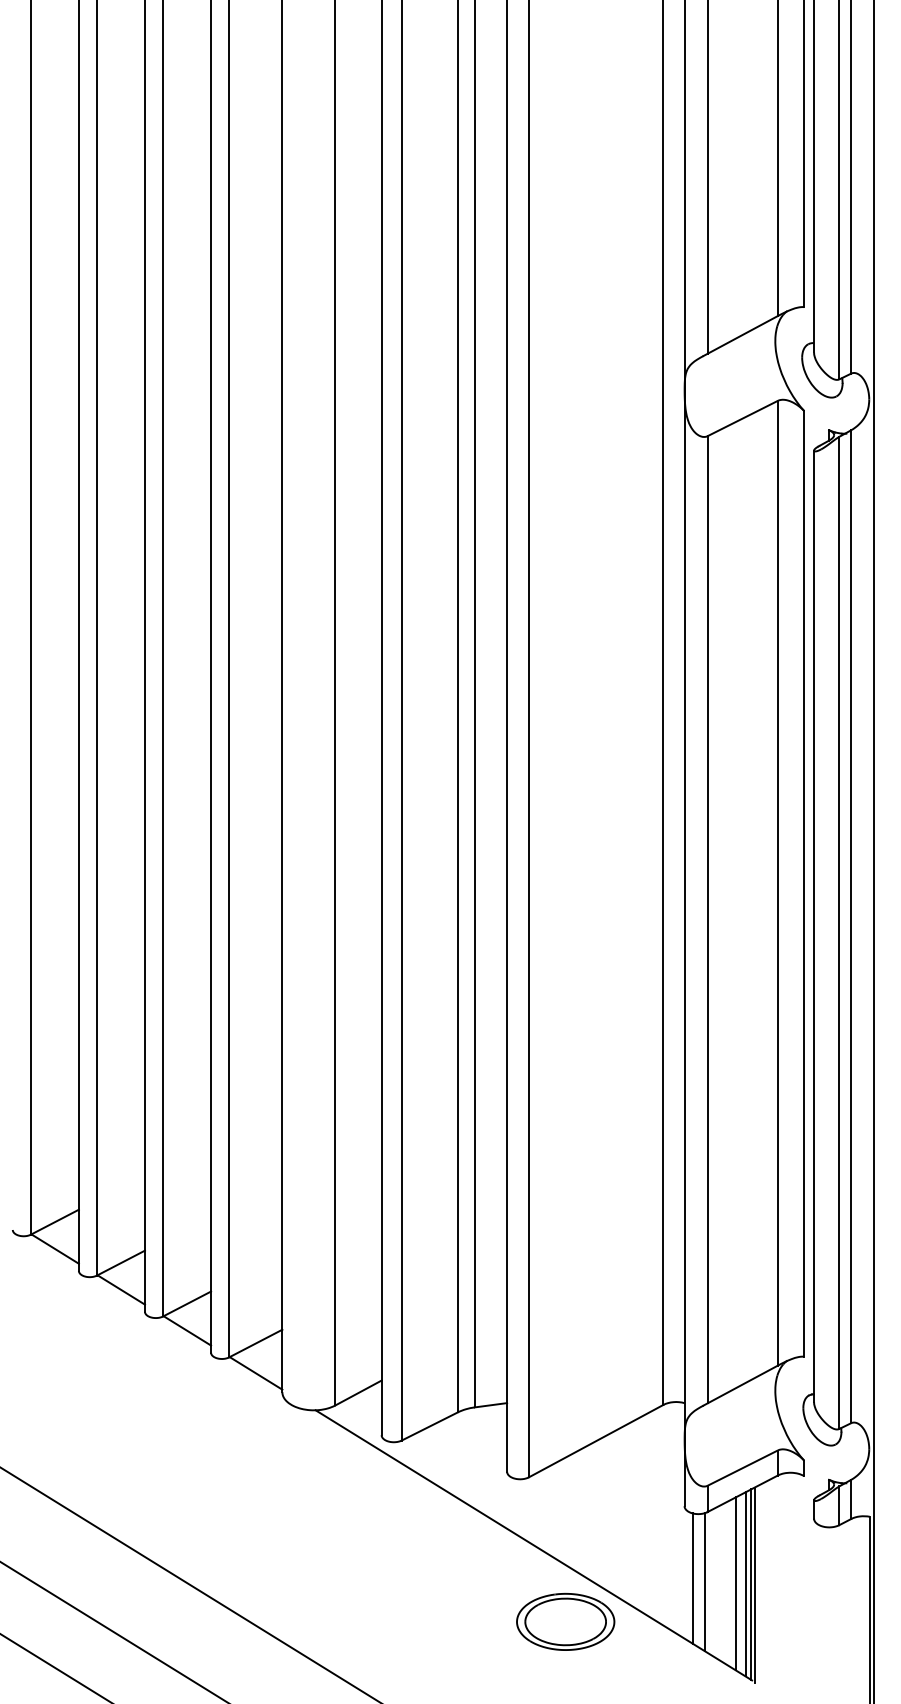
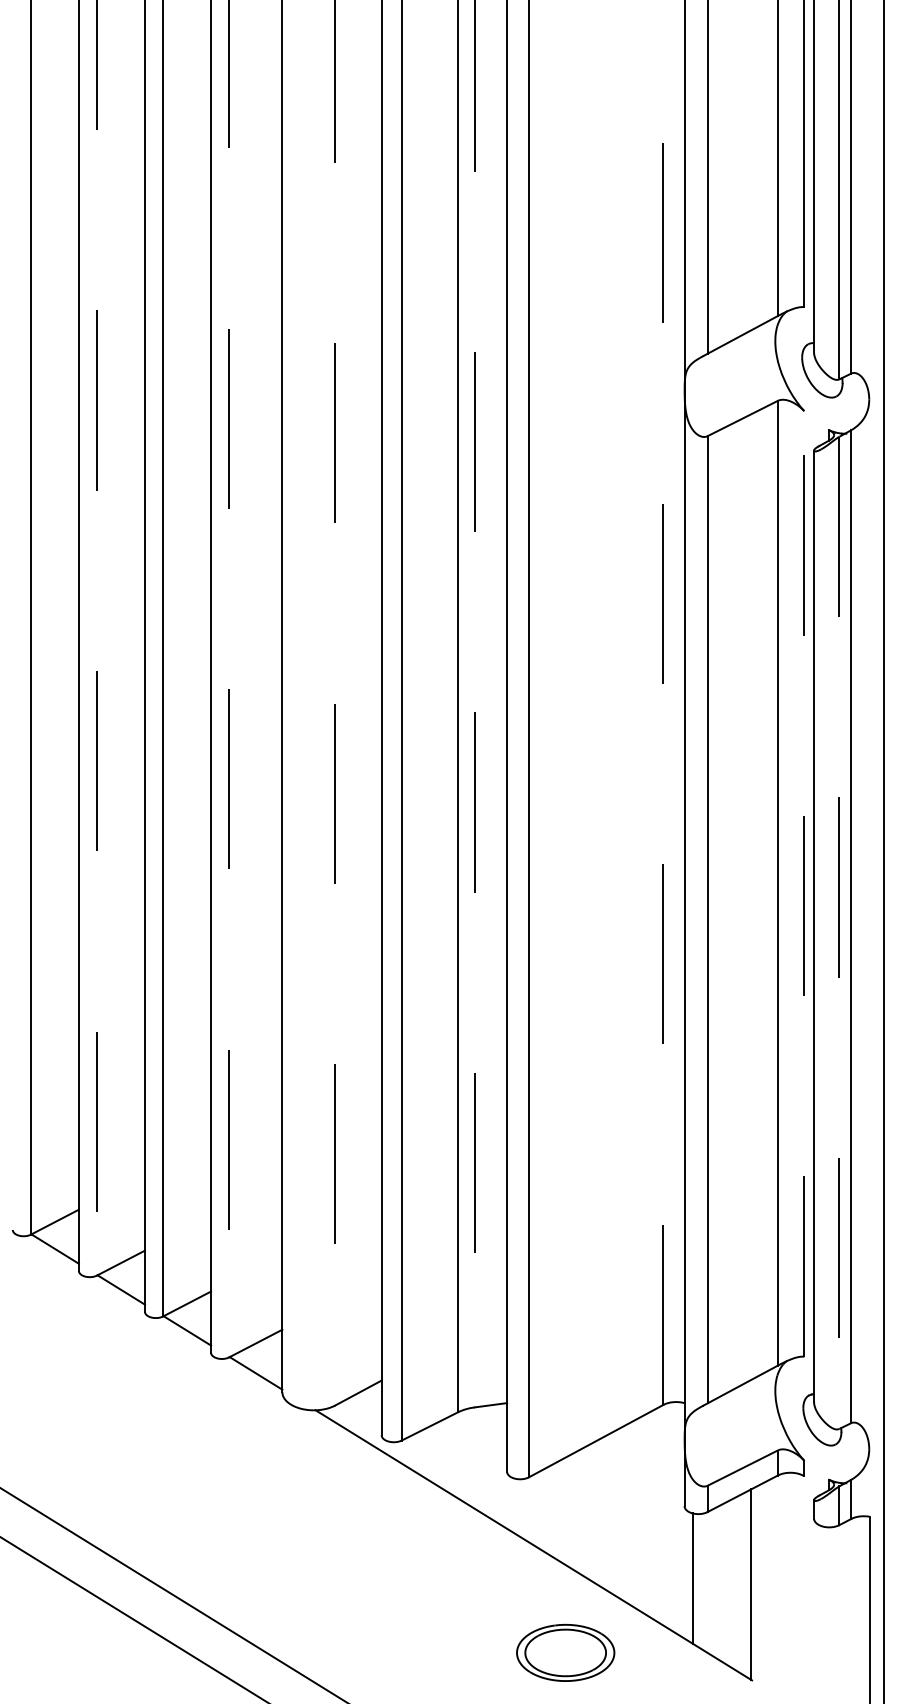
line: solid -> dashed (97, 638)
line: solid -> dashed (229, 679)
line: solid -> dashed (663, 702)
line: solid -> dashed (335, 703)
line: solid -> dashed (474, 703)
line position: (874, 851) -> (884, 851) (884, 851)
line: solid -> dashed (804, 883)
line: solid -> dashed (839, 933)
line: present -> none (704, 1582)
line: present -> none (735, 1583)
line position: (189, 1584) -> (173, 1594) (173, 1594)
line: present -> none (745, 1584)
line: present -> none (754, 1584)
part position: (565, 1621) -> (565, 1652) (565, 1652)
line position: (113, 1631) -> (133, 1619) (133, 1619)
line: present -> none (55, 1667)
